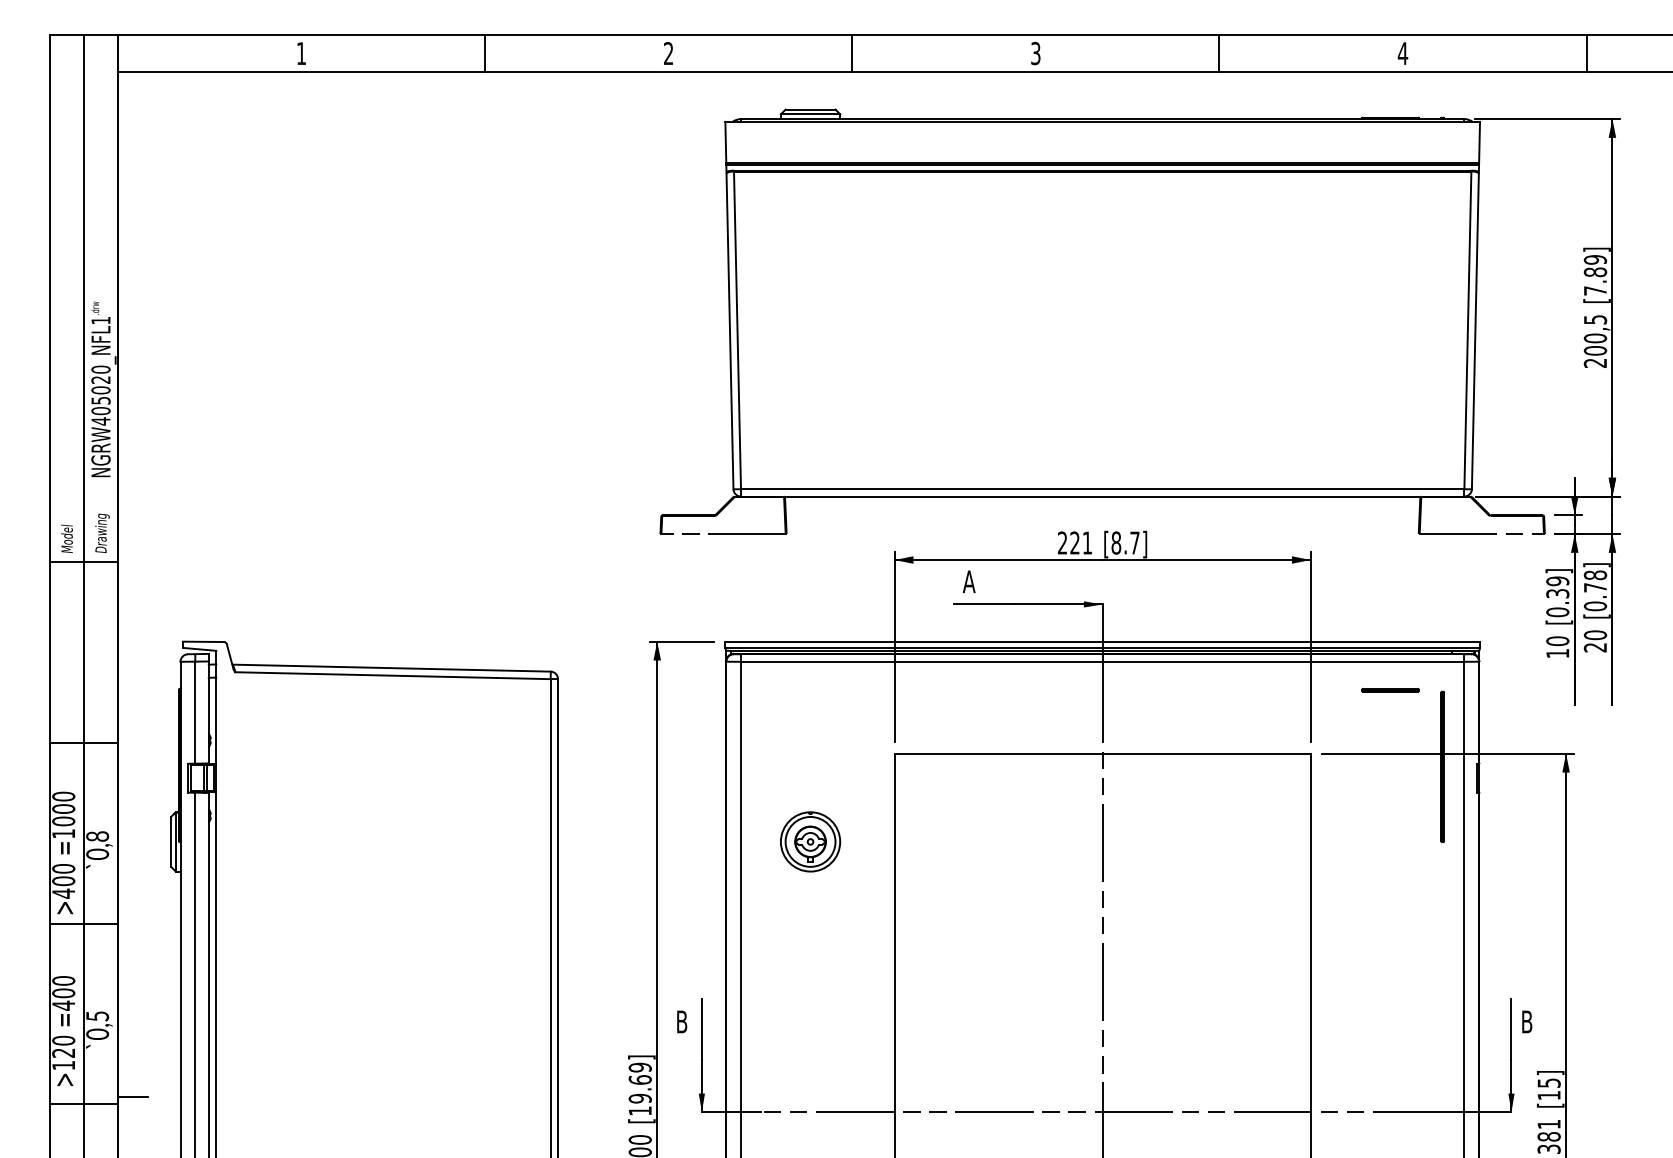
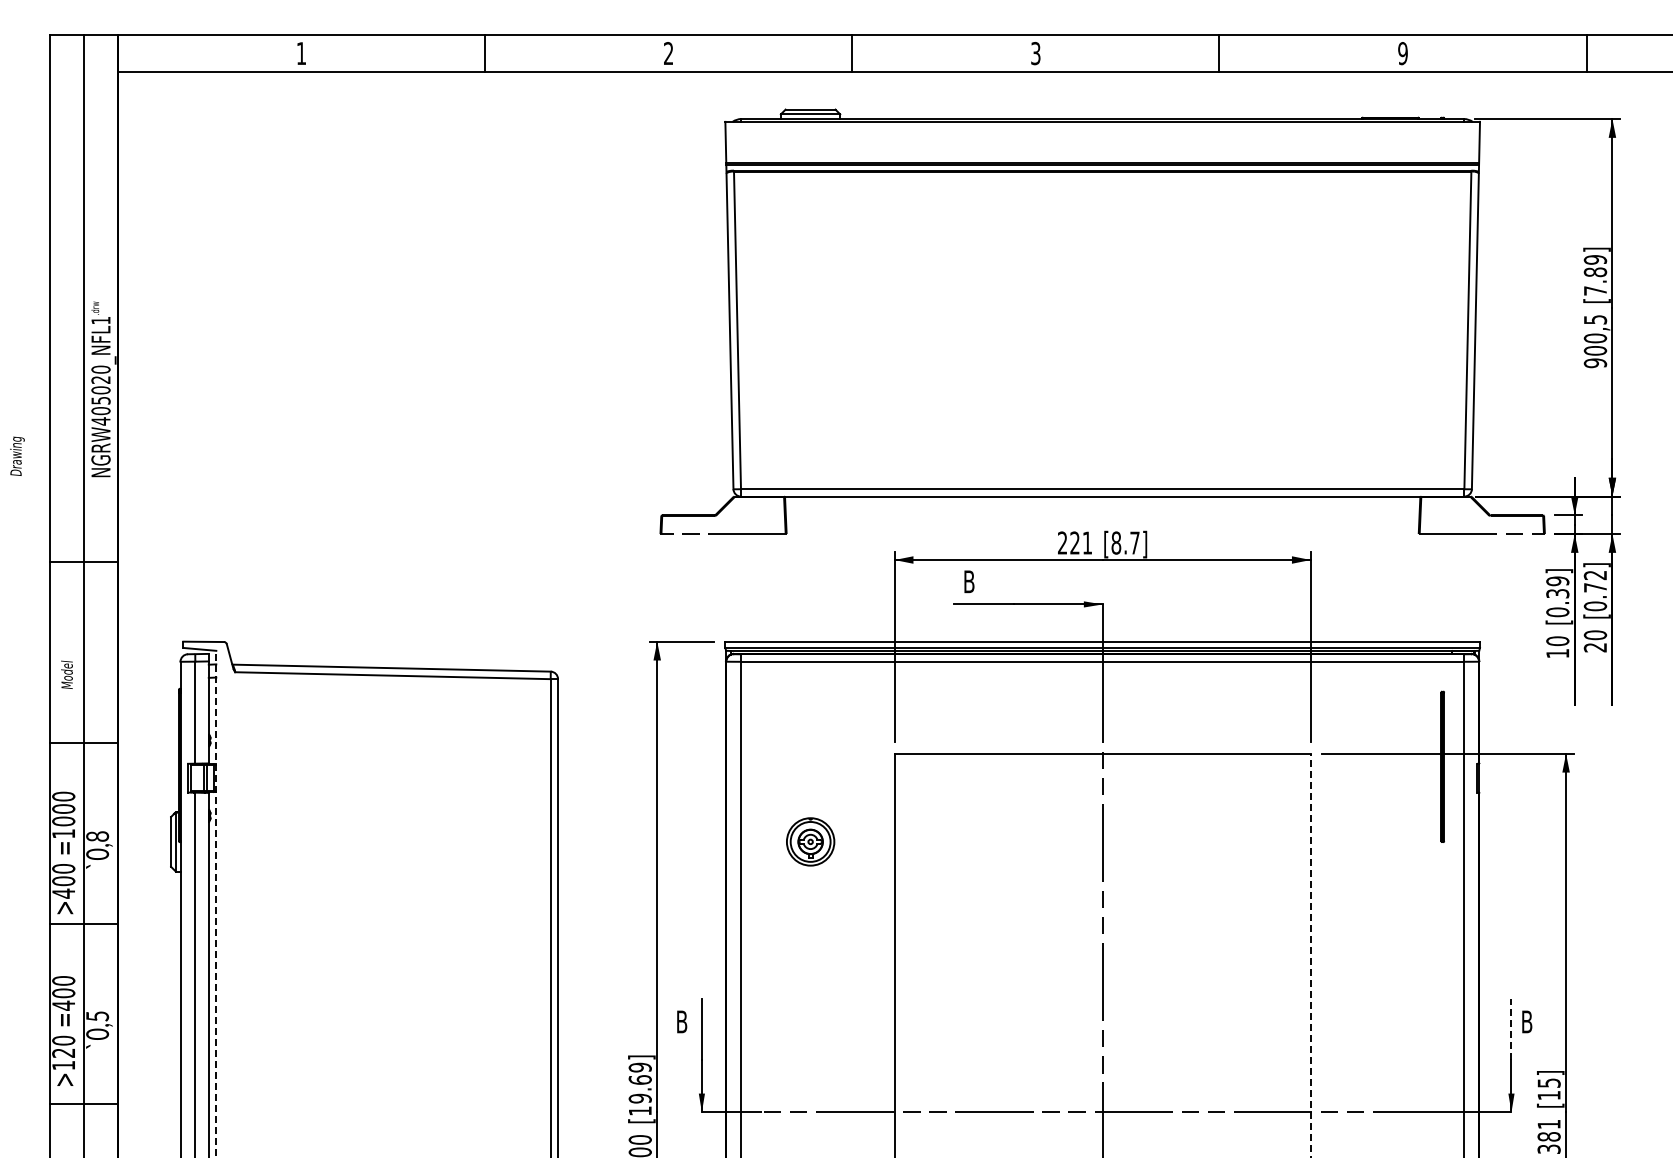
text: 4 -> 9 (1402, 53)
text: 200,5 -> 900,5 (1595, 363)
text position: (102, 532) -> (17, 455) (17, 455)
text position: (66, 538) -> (66, 674) (66, 674)
text: [0.78] -> [0.72] (1595, 575)
text: A -> B (968, 581)
line: present -> none (1390, 690)
part size: 62x62 px -> 50x50 px (810, 841)
line: solid -> dashed (216, 903)
line: solid -> dashed (1310, 955)
line: solid -> dashed (1511, 1028)
line: present -> none (132, 1096)
